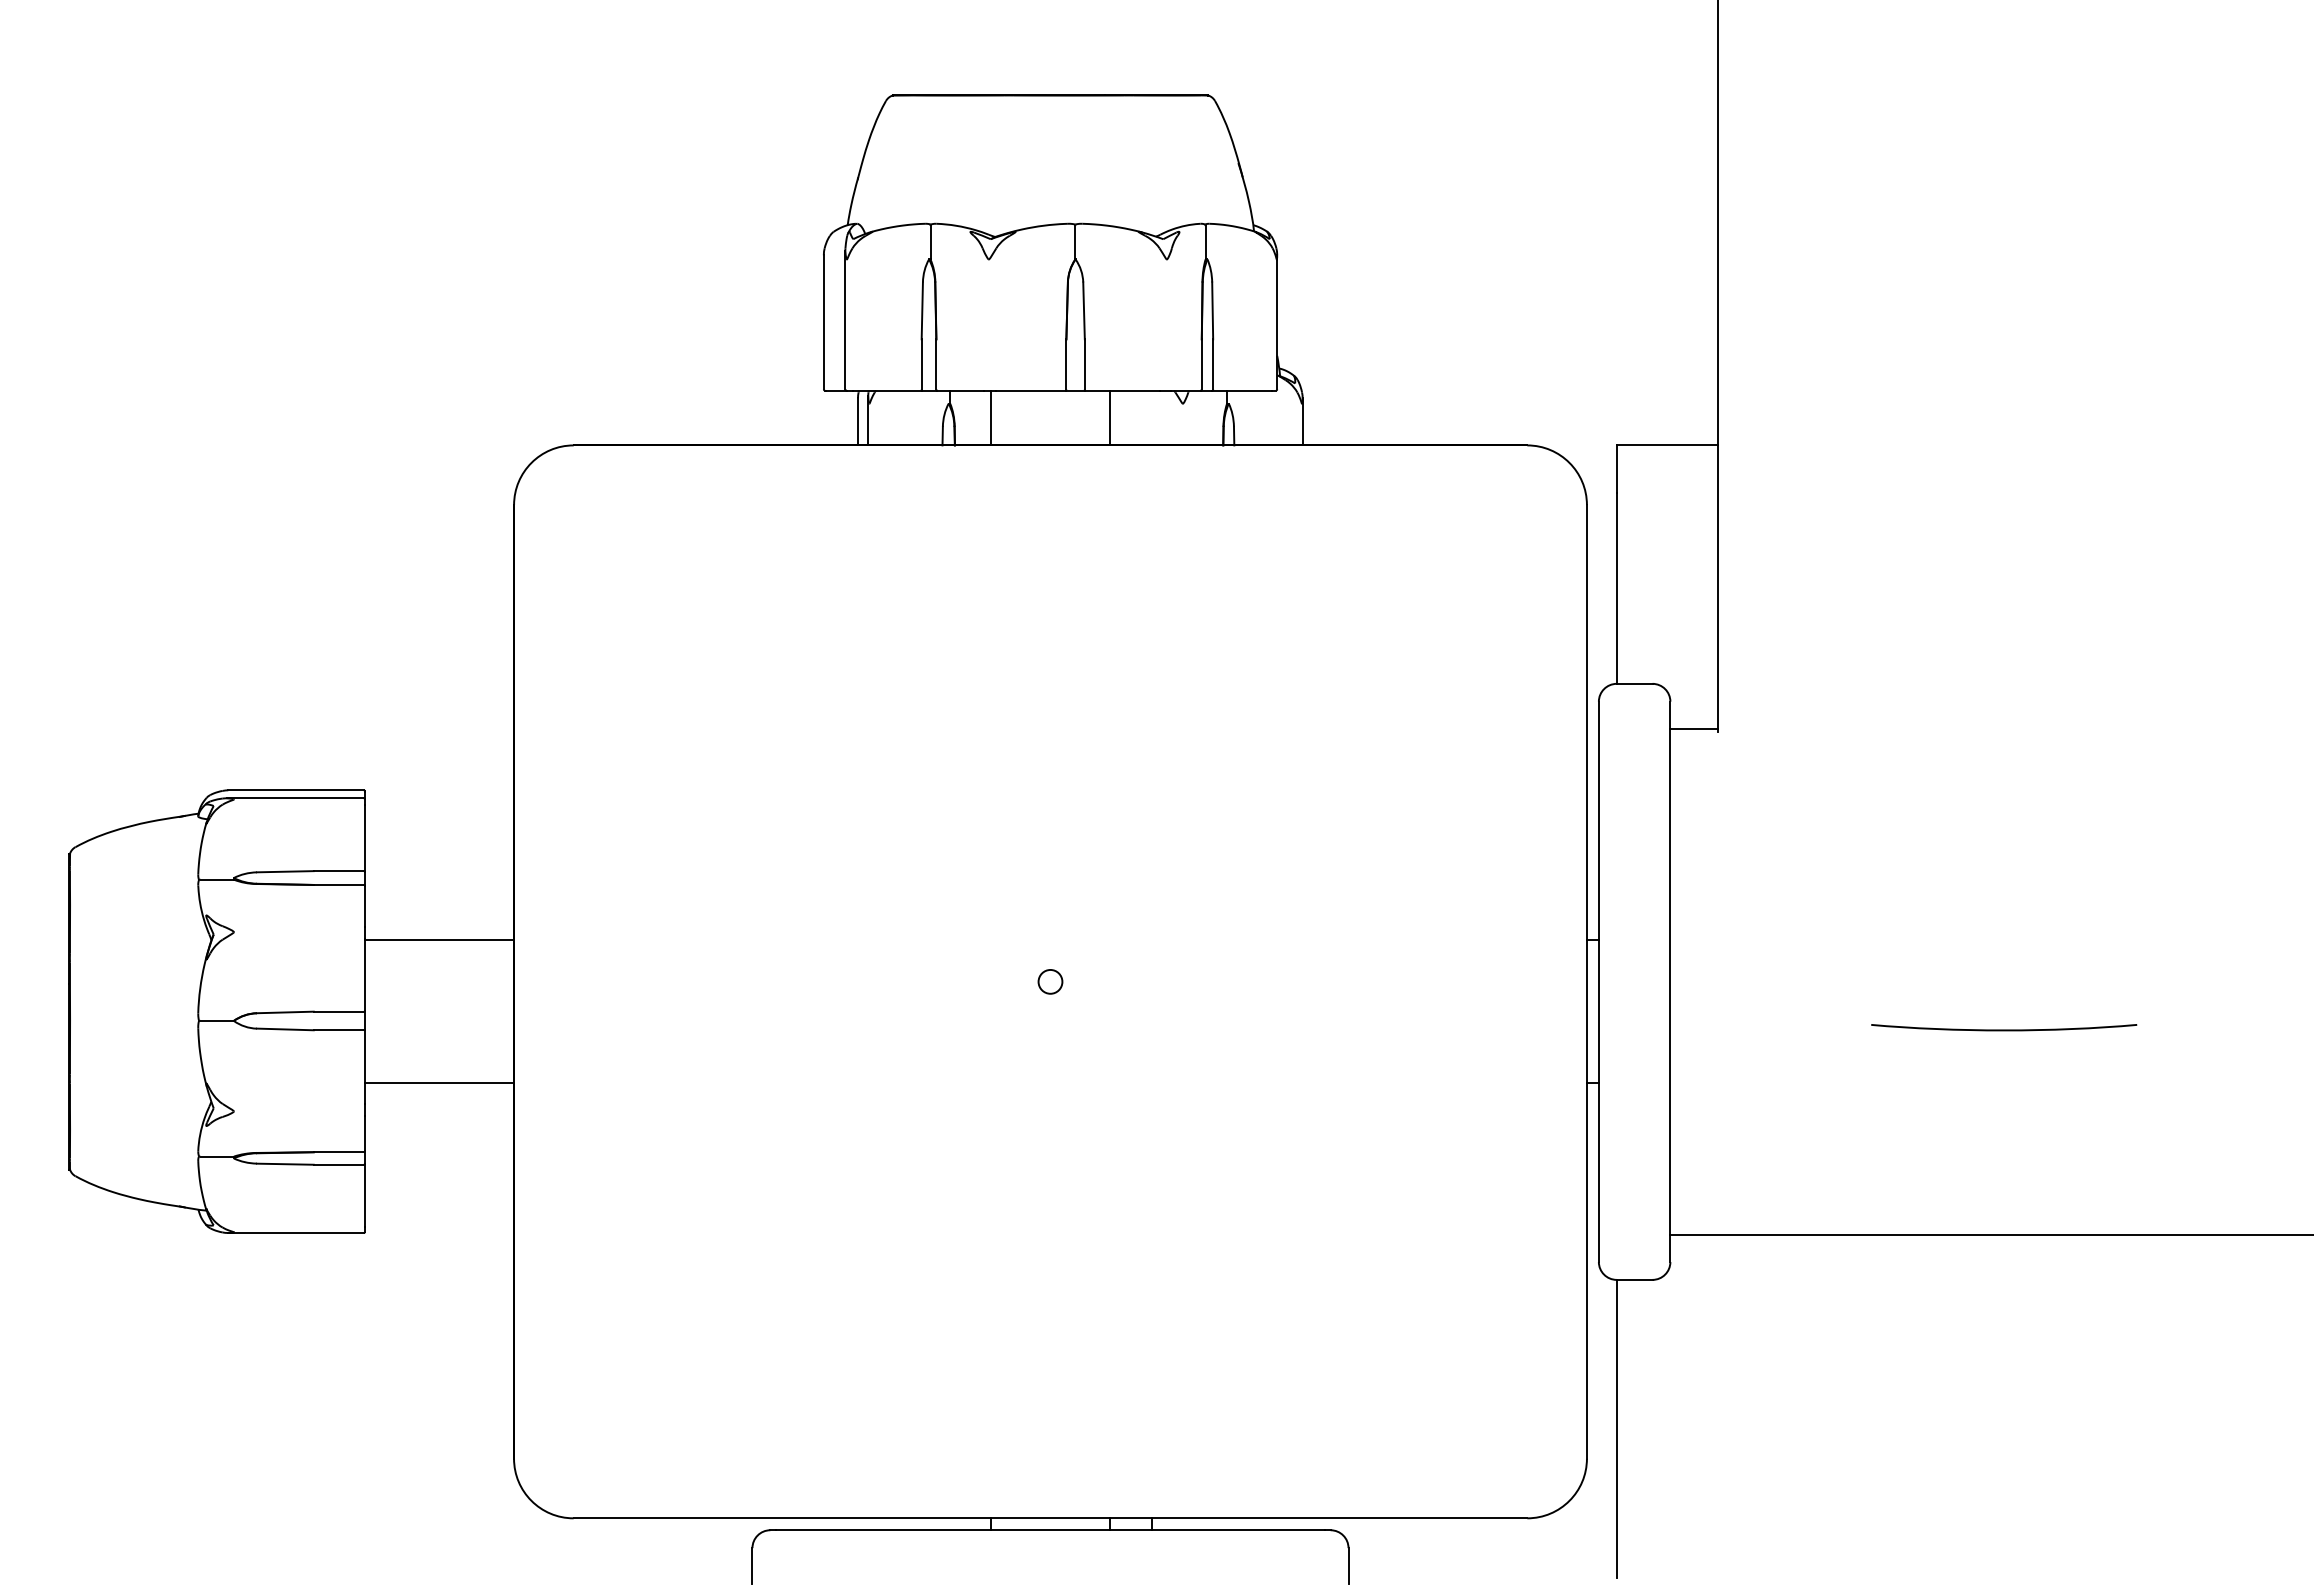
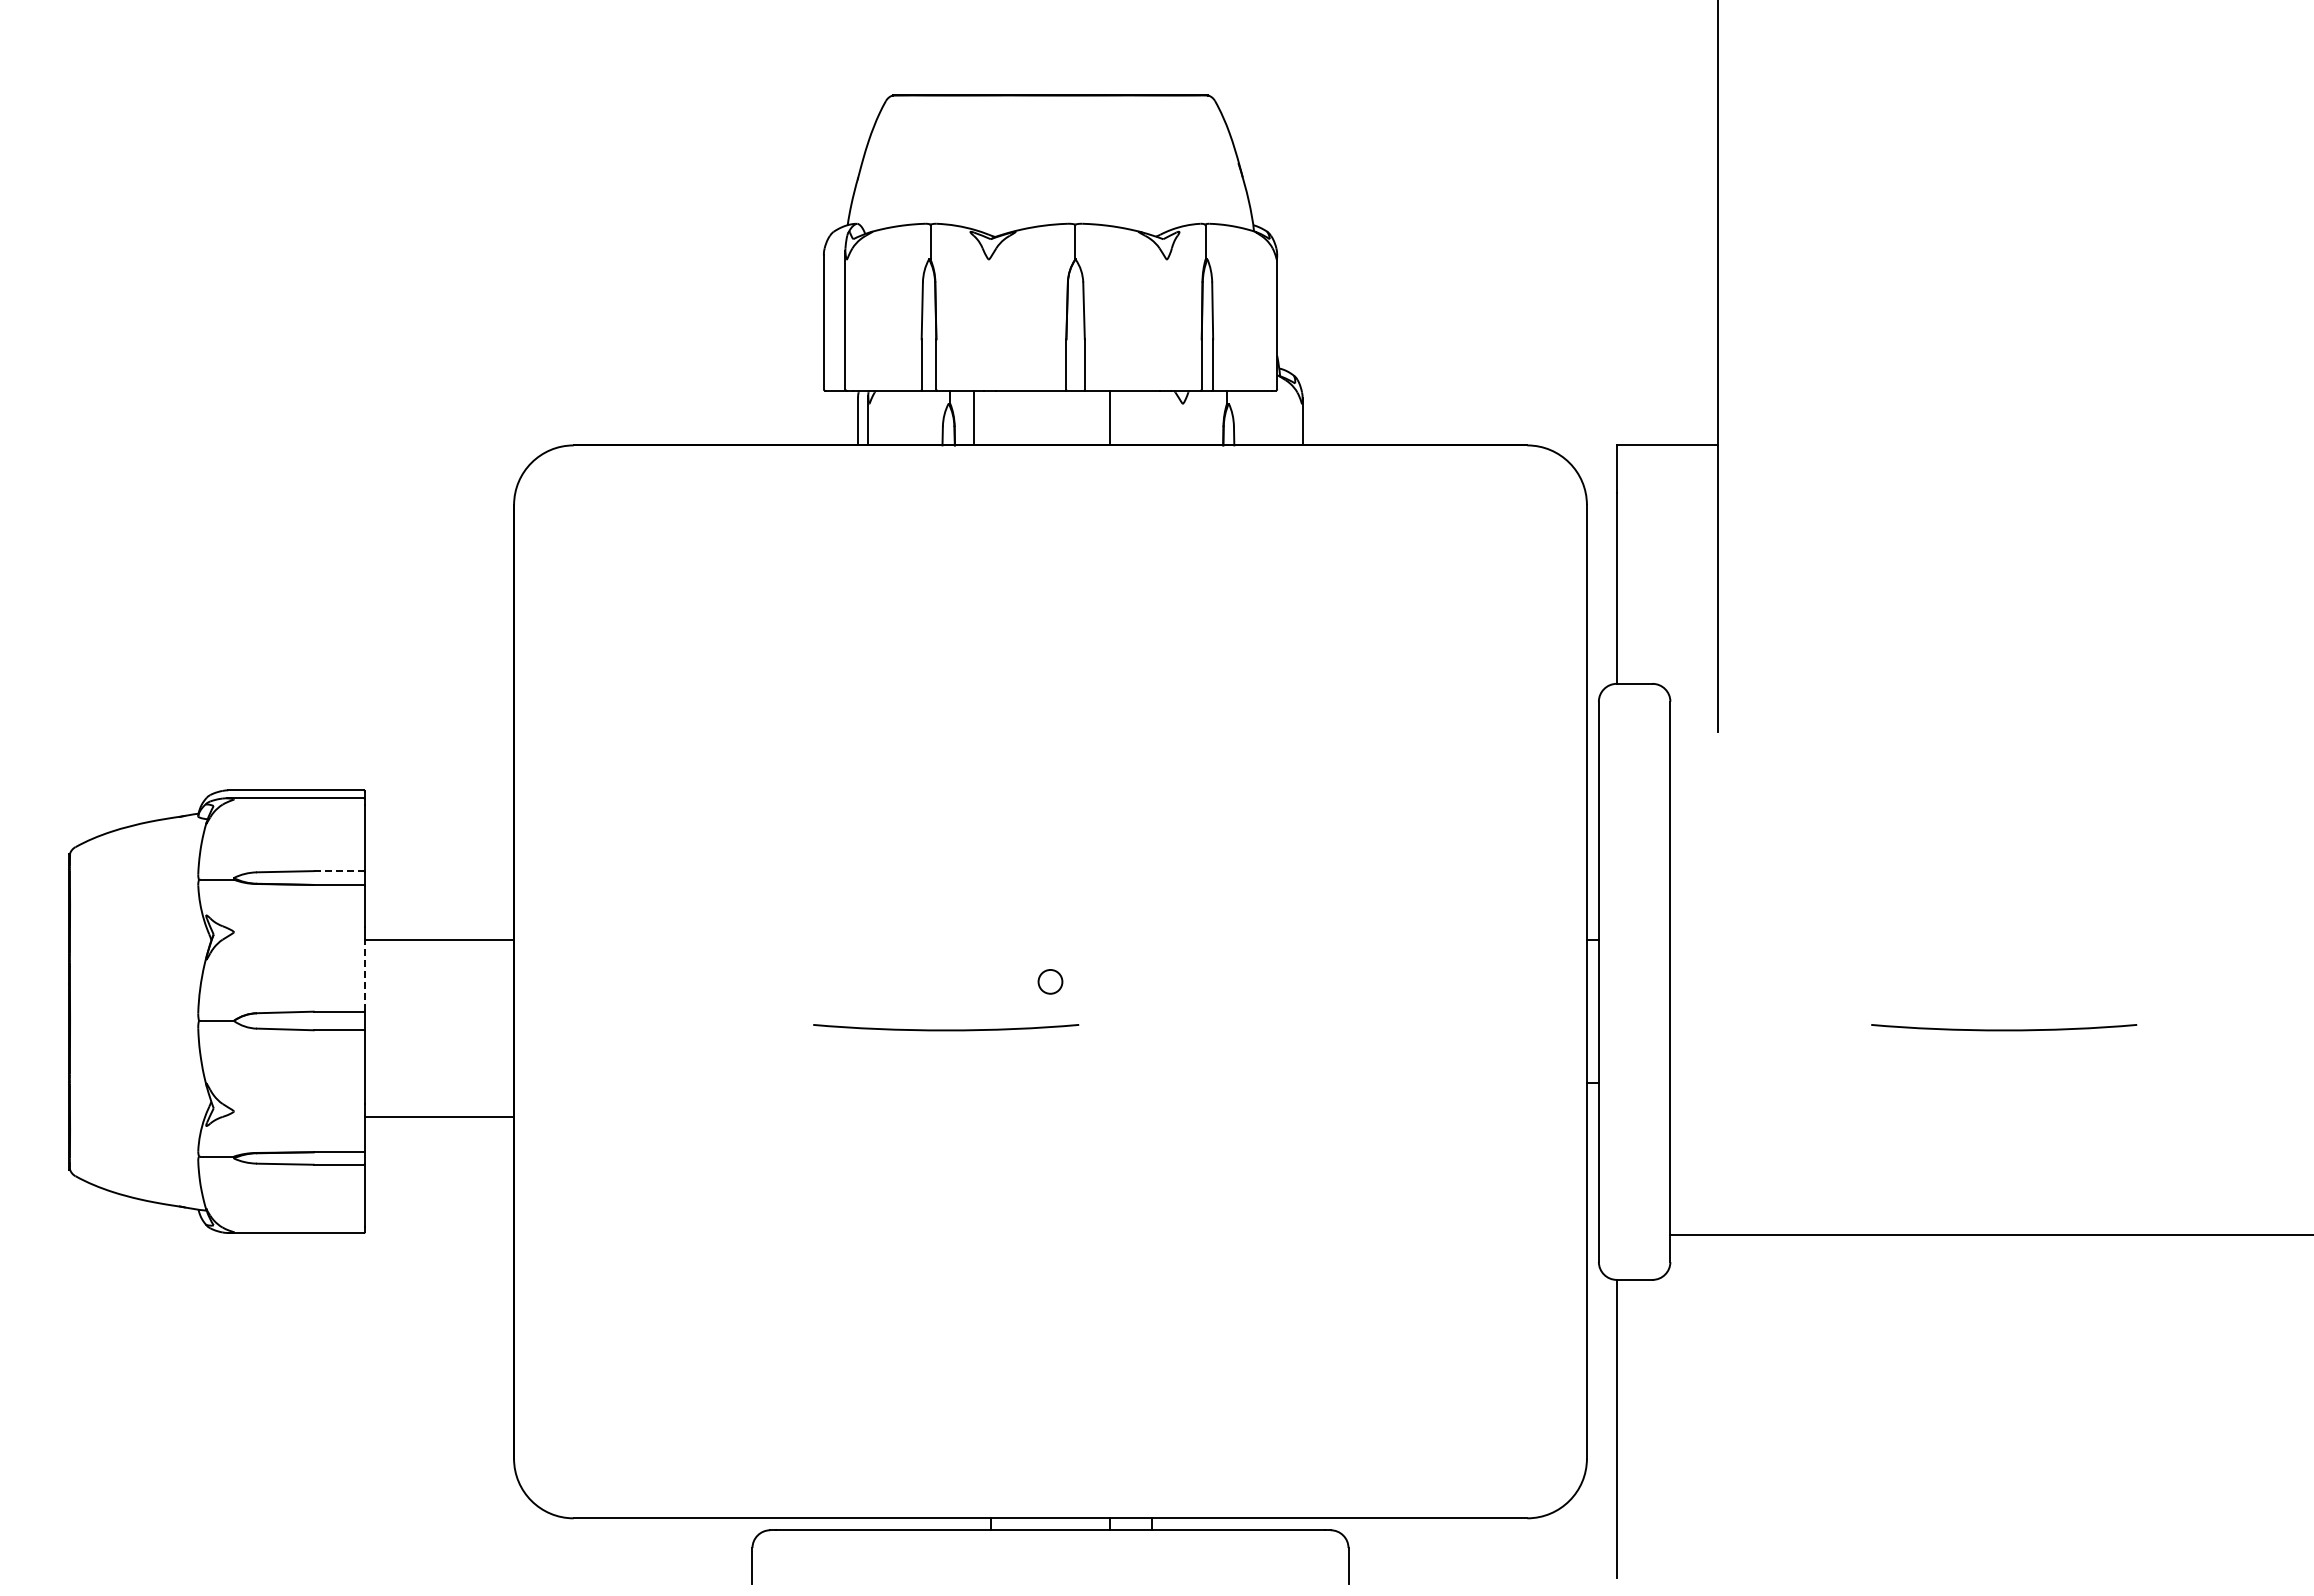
line position: (990, 417) -> (973, 417) (973, 417)
line: present -> none (1694, 728)
line: solid -> dashed (339, 871)
line: solid -> dashed (365, 974)
curve: none -> present (946, 1029)
line position: (439, 1083) -> (439, 1117) (439, 1117)
